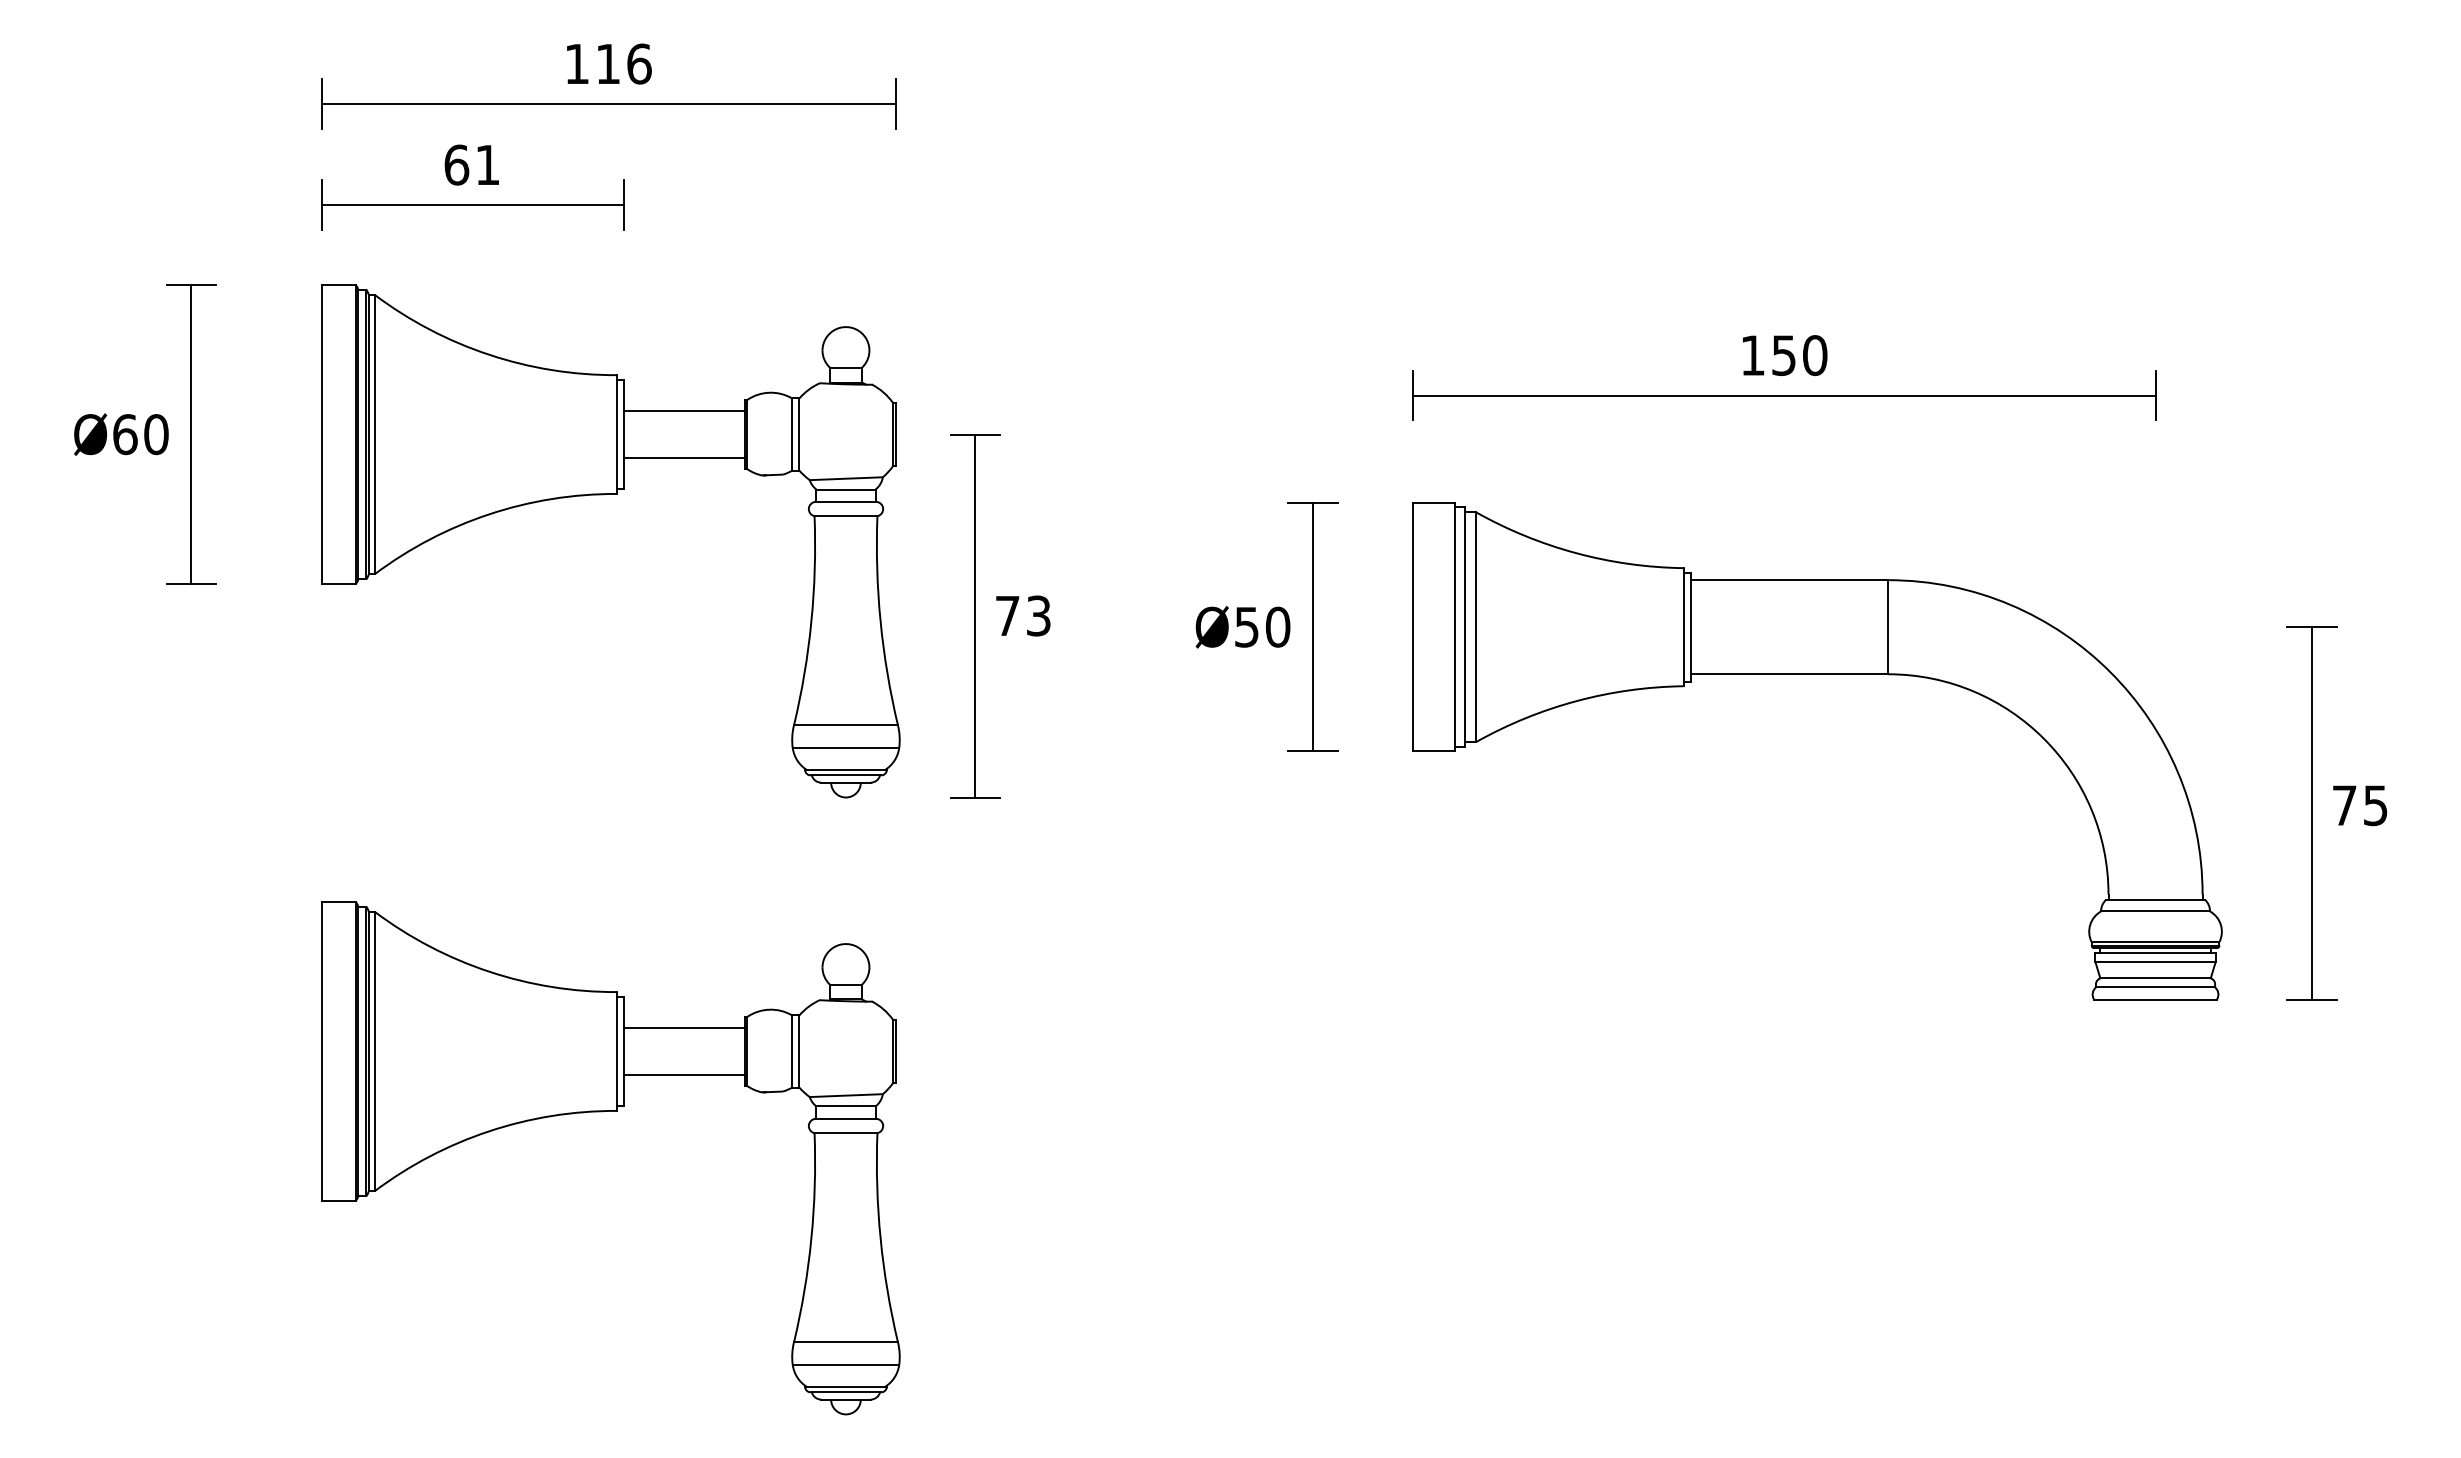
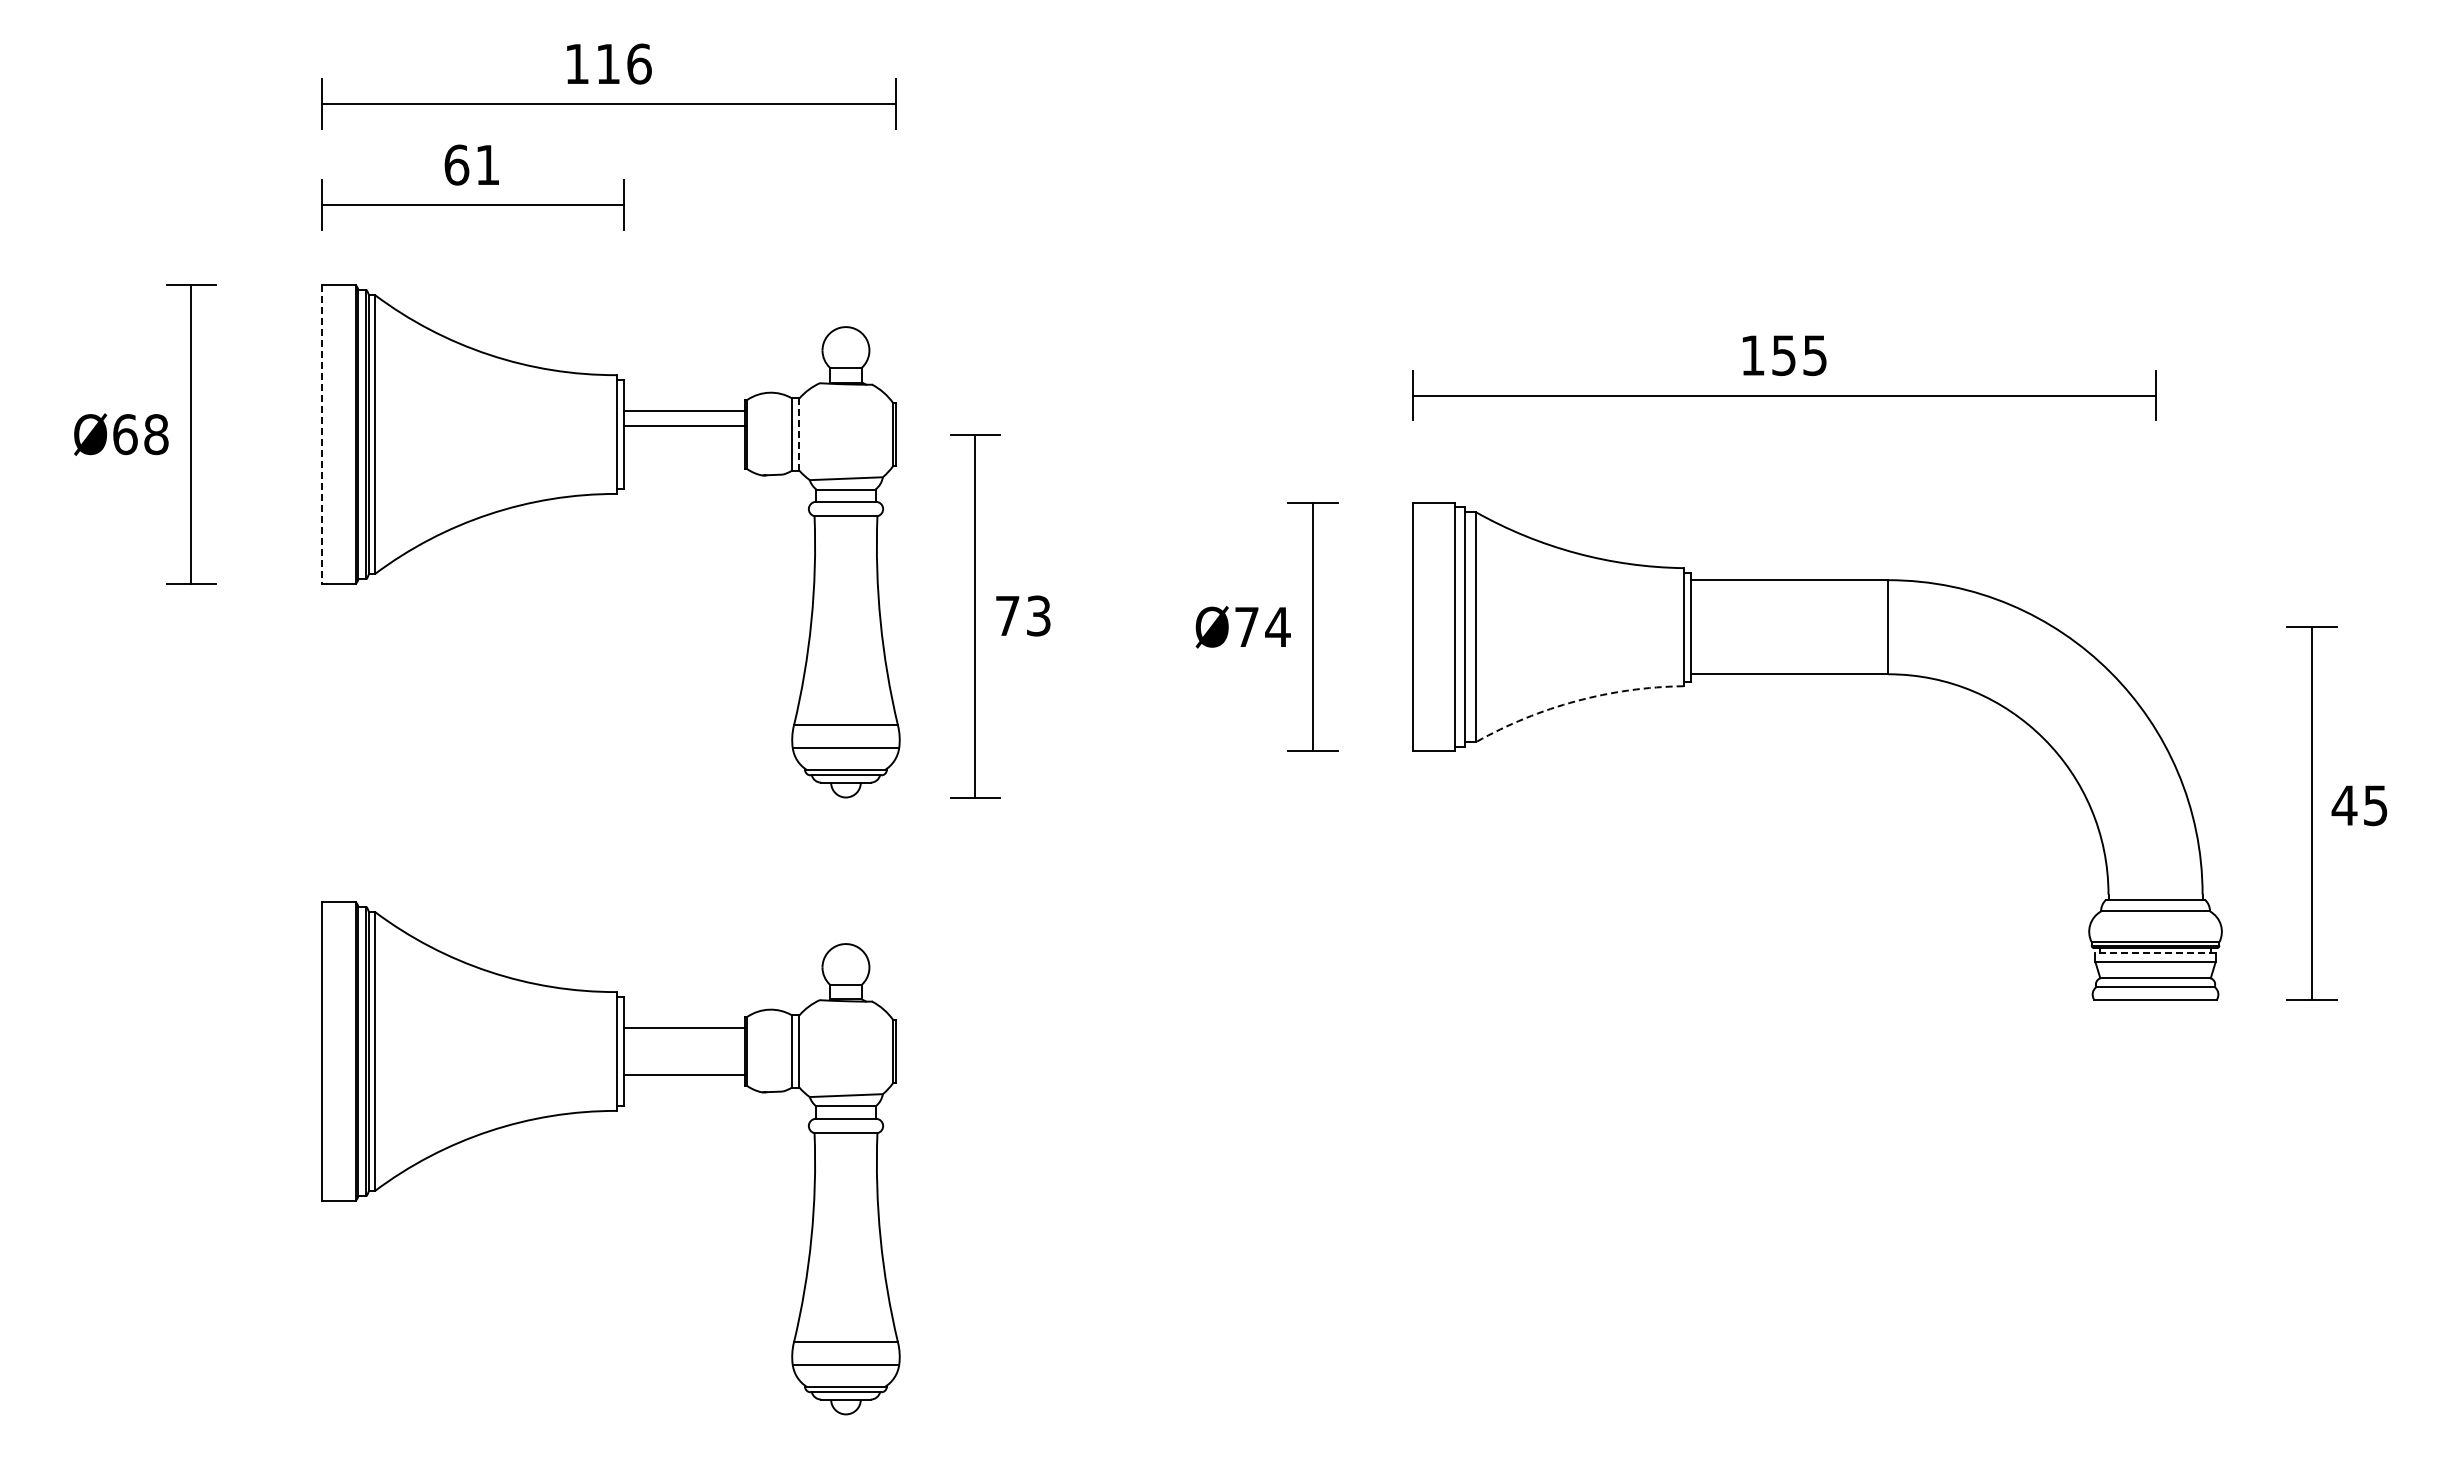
text: 150 -> 155 (1815, 355)
text: Ø60 -> Ø68 (156, 434)
line: solid -> dashed (322, 435)
line: solid -> dashed (799, 435)
line position: (684, 458) -> (684, 426) (684, 426)
text: Ø50 -> Ø74 (1262, 626)
arc: solid -> dashed (1576, 701)
text: 75 -> 45 (2344, 805)
line: solid -> dashed (2155, 953)
